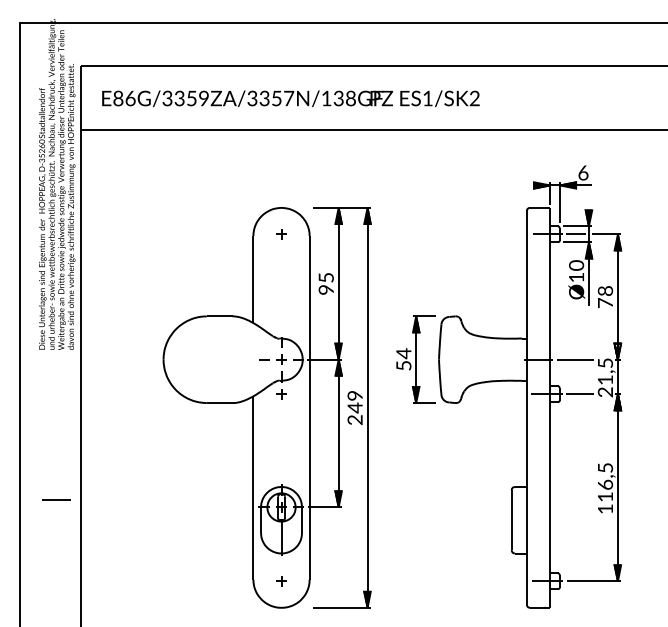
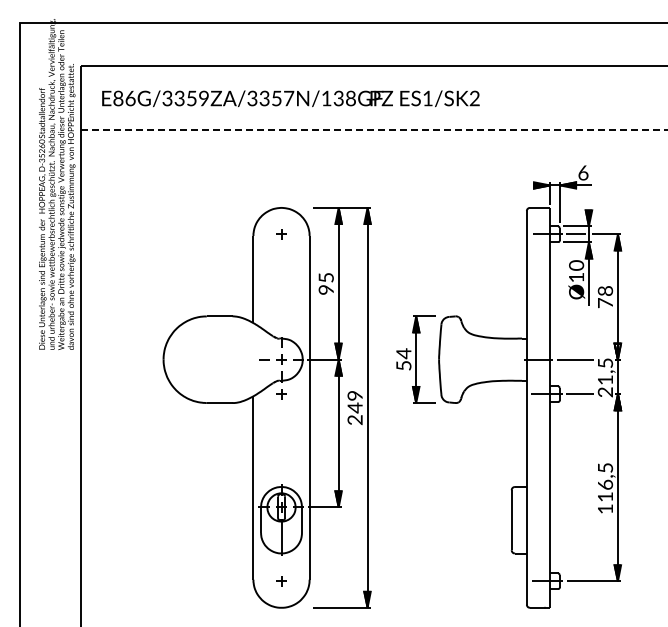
line: solid -> dashed (374, 129)
line: present -> none (56, 499)
